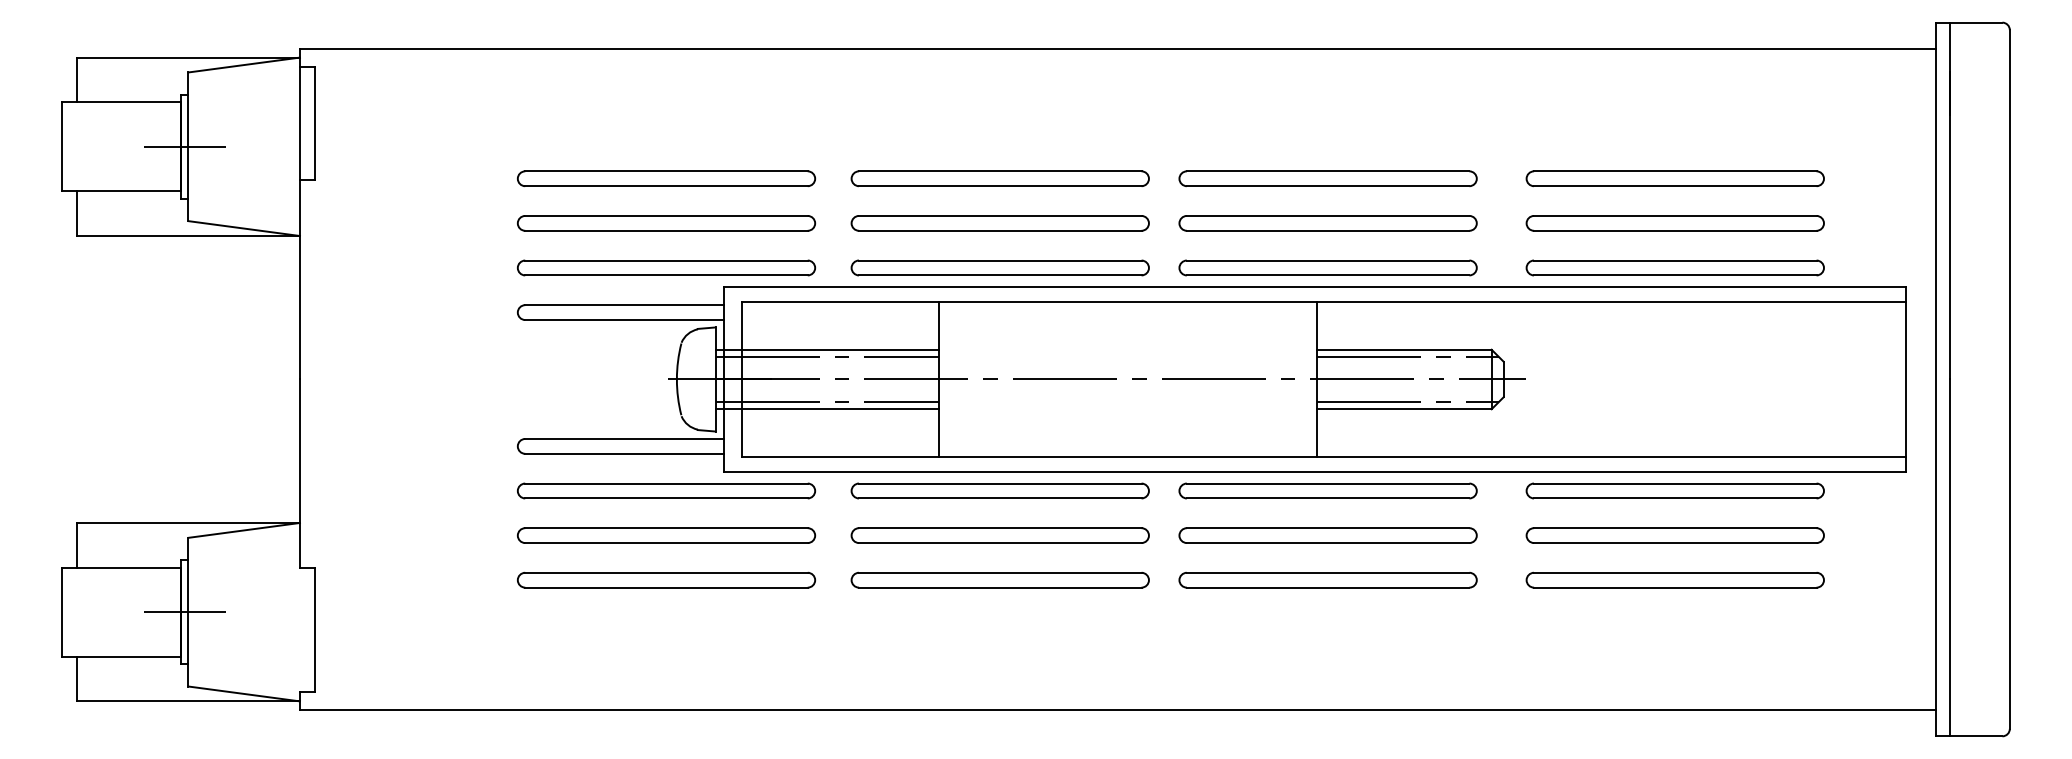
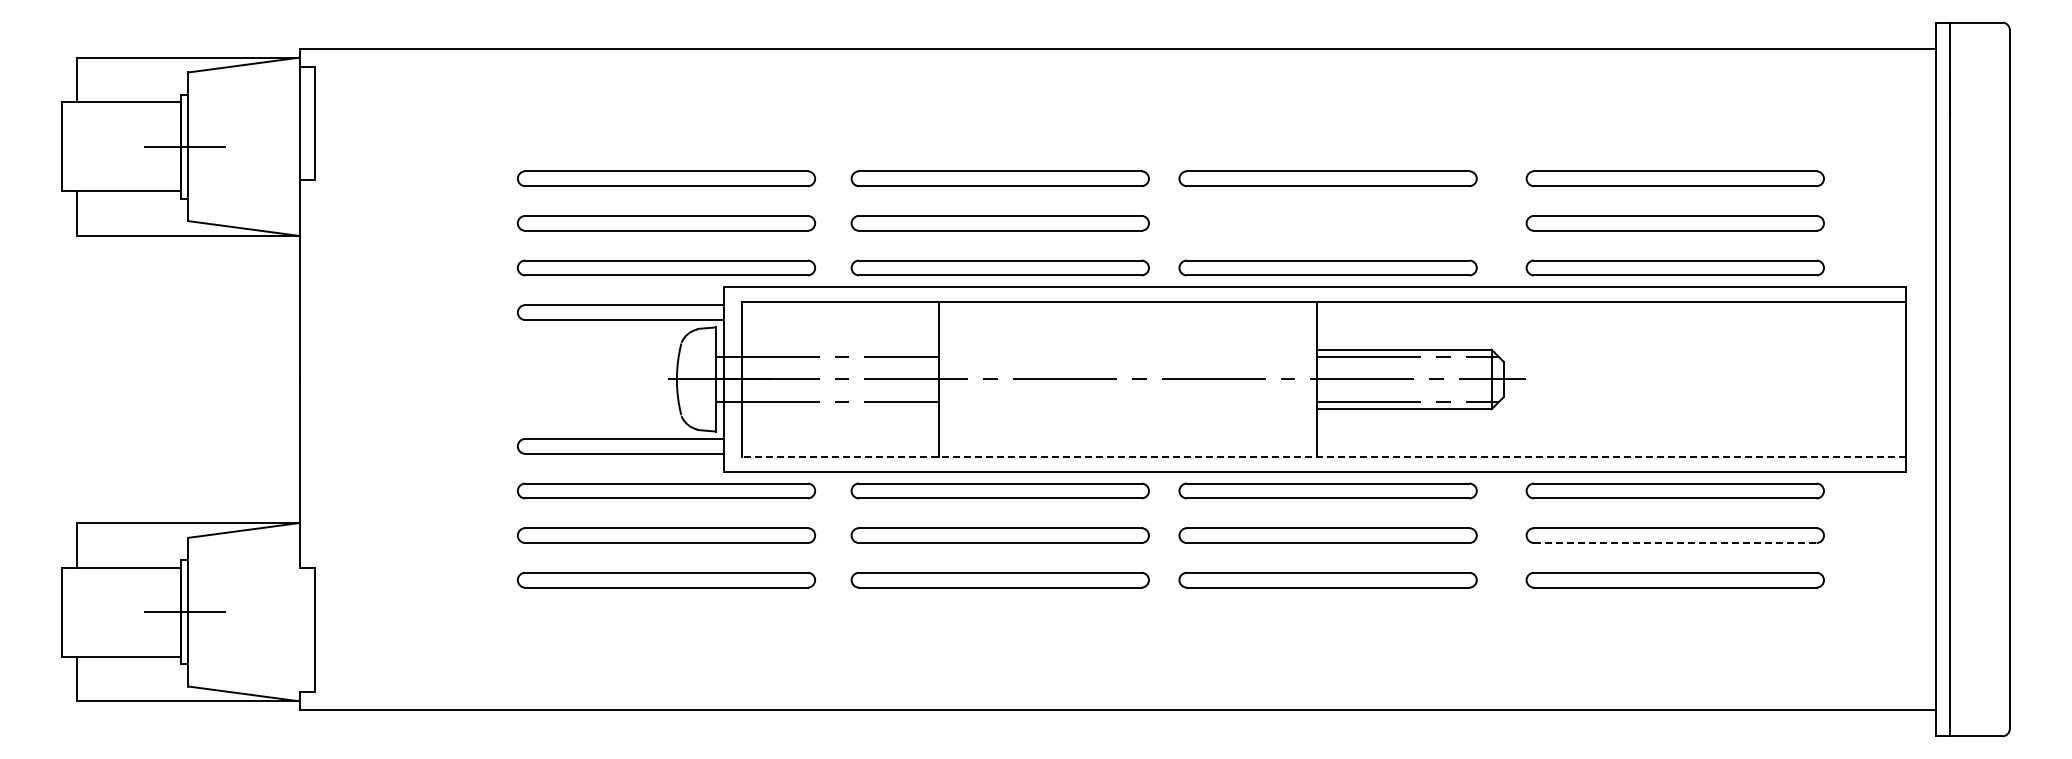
part: present -> none (1327, 223)
line: present -> none (827, 349)
line: present -> none (827, 409)
line: solid -> dashed (1324, 456)
line: solid -> dashed (1675, 543)
